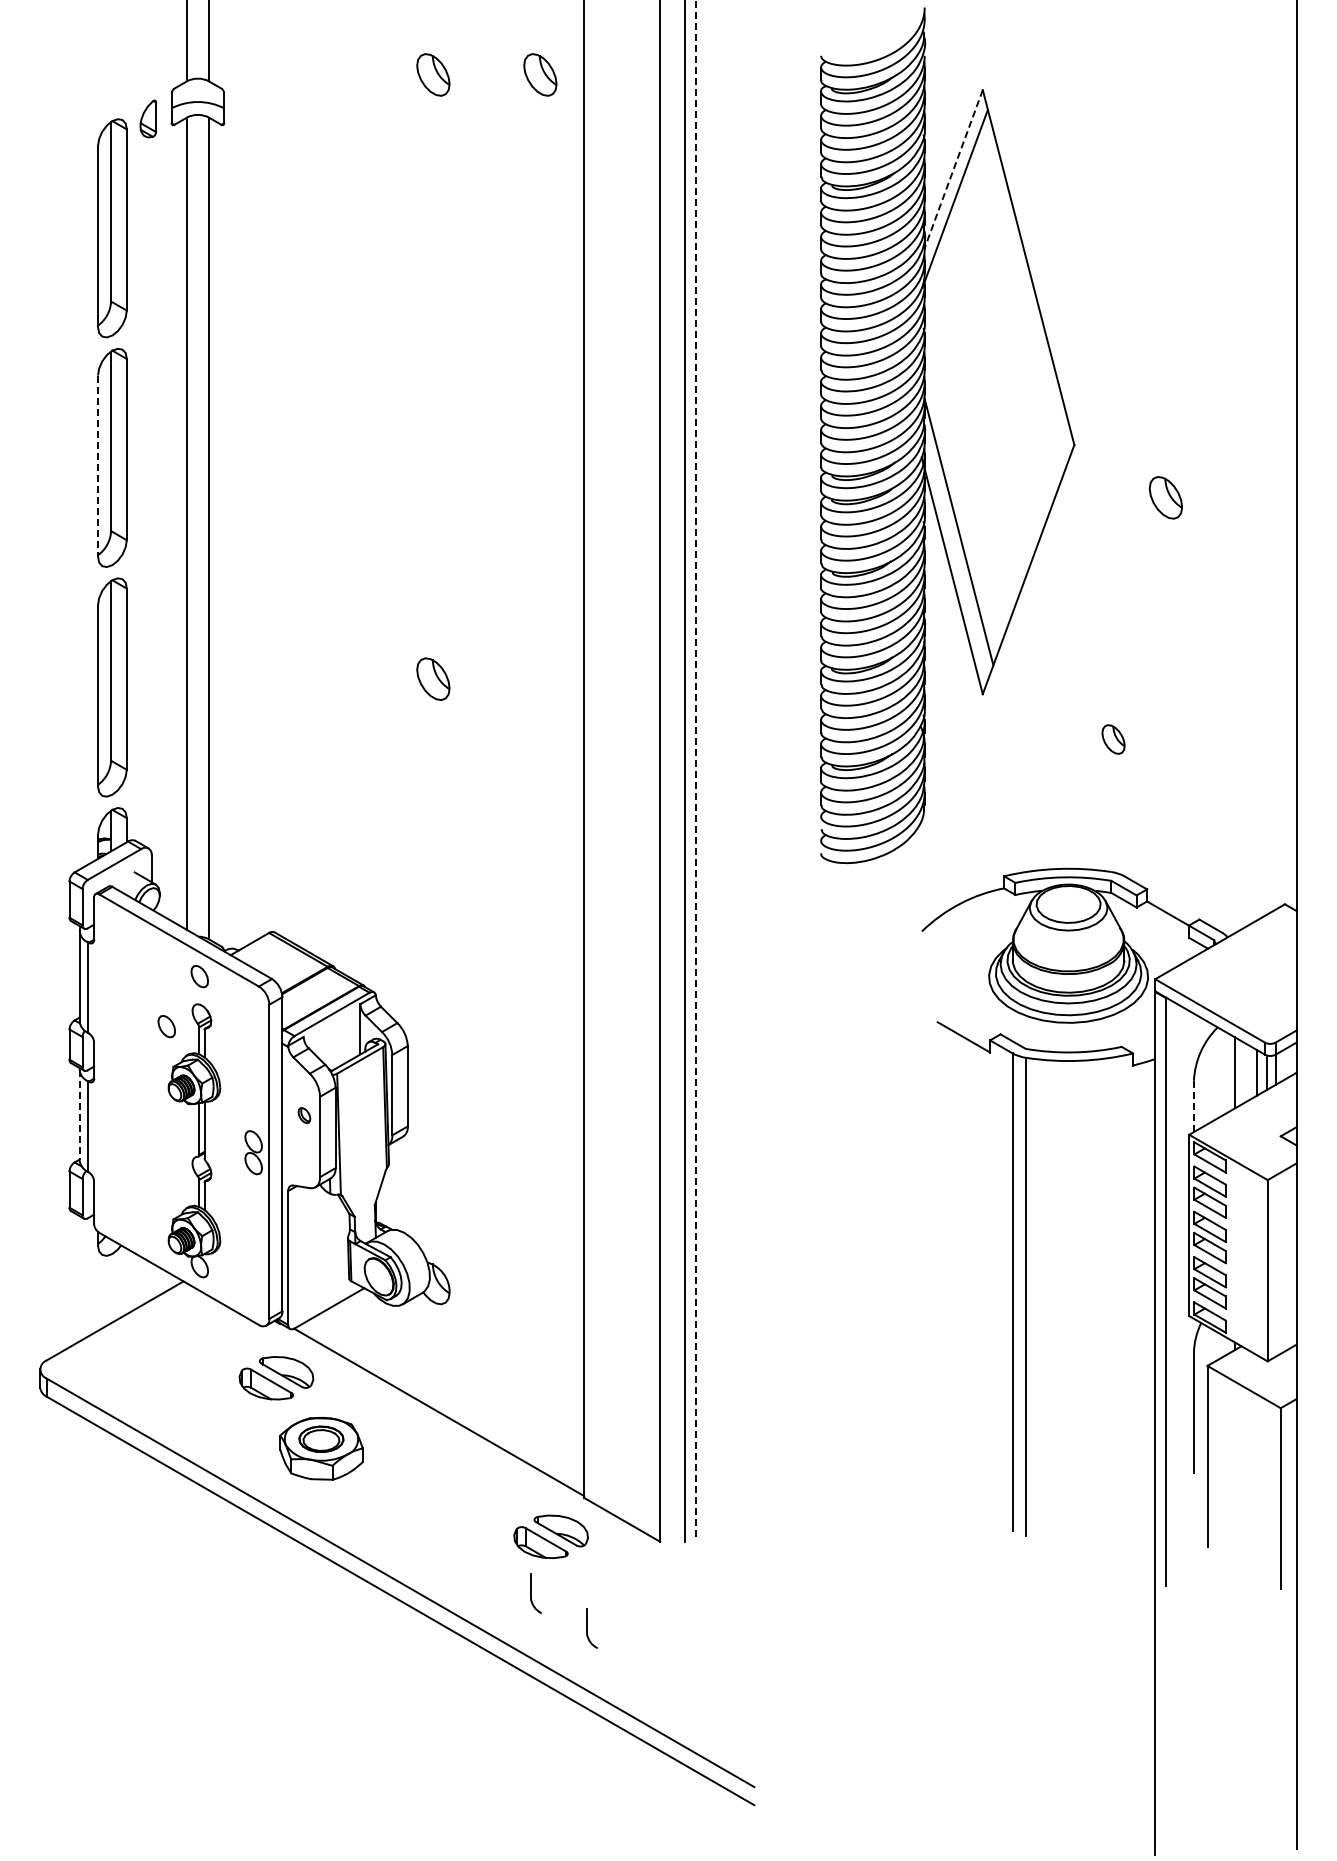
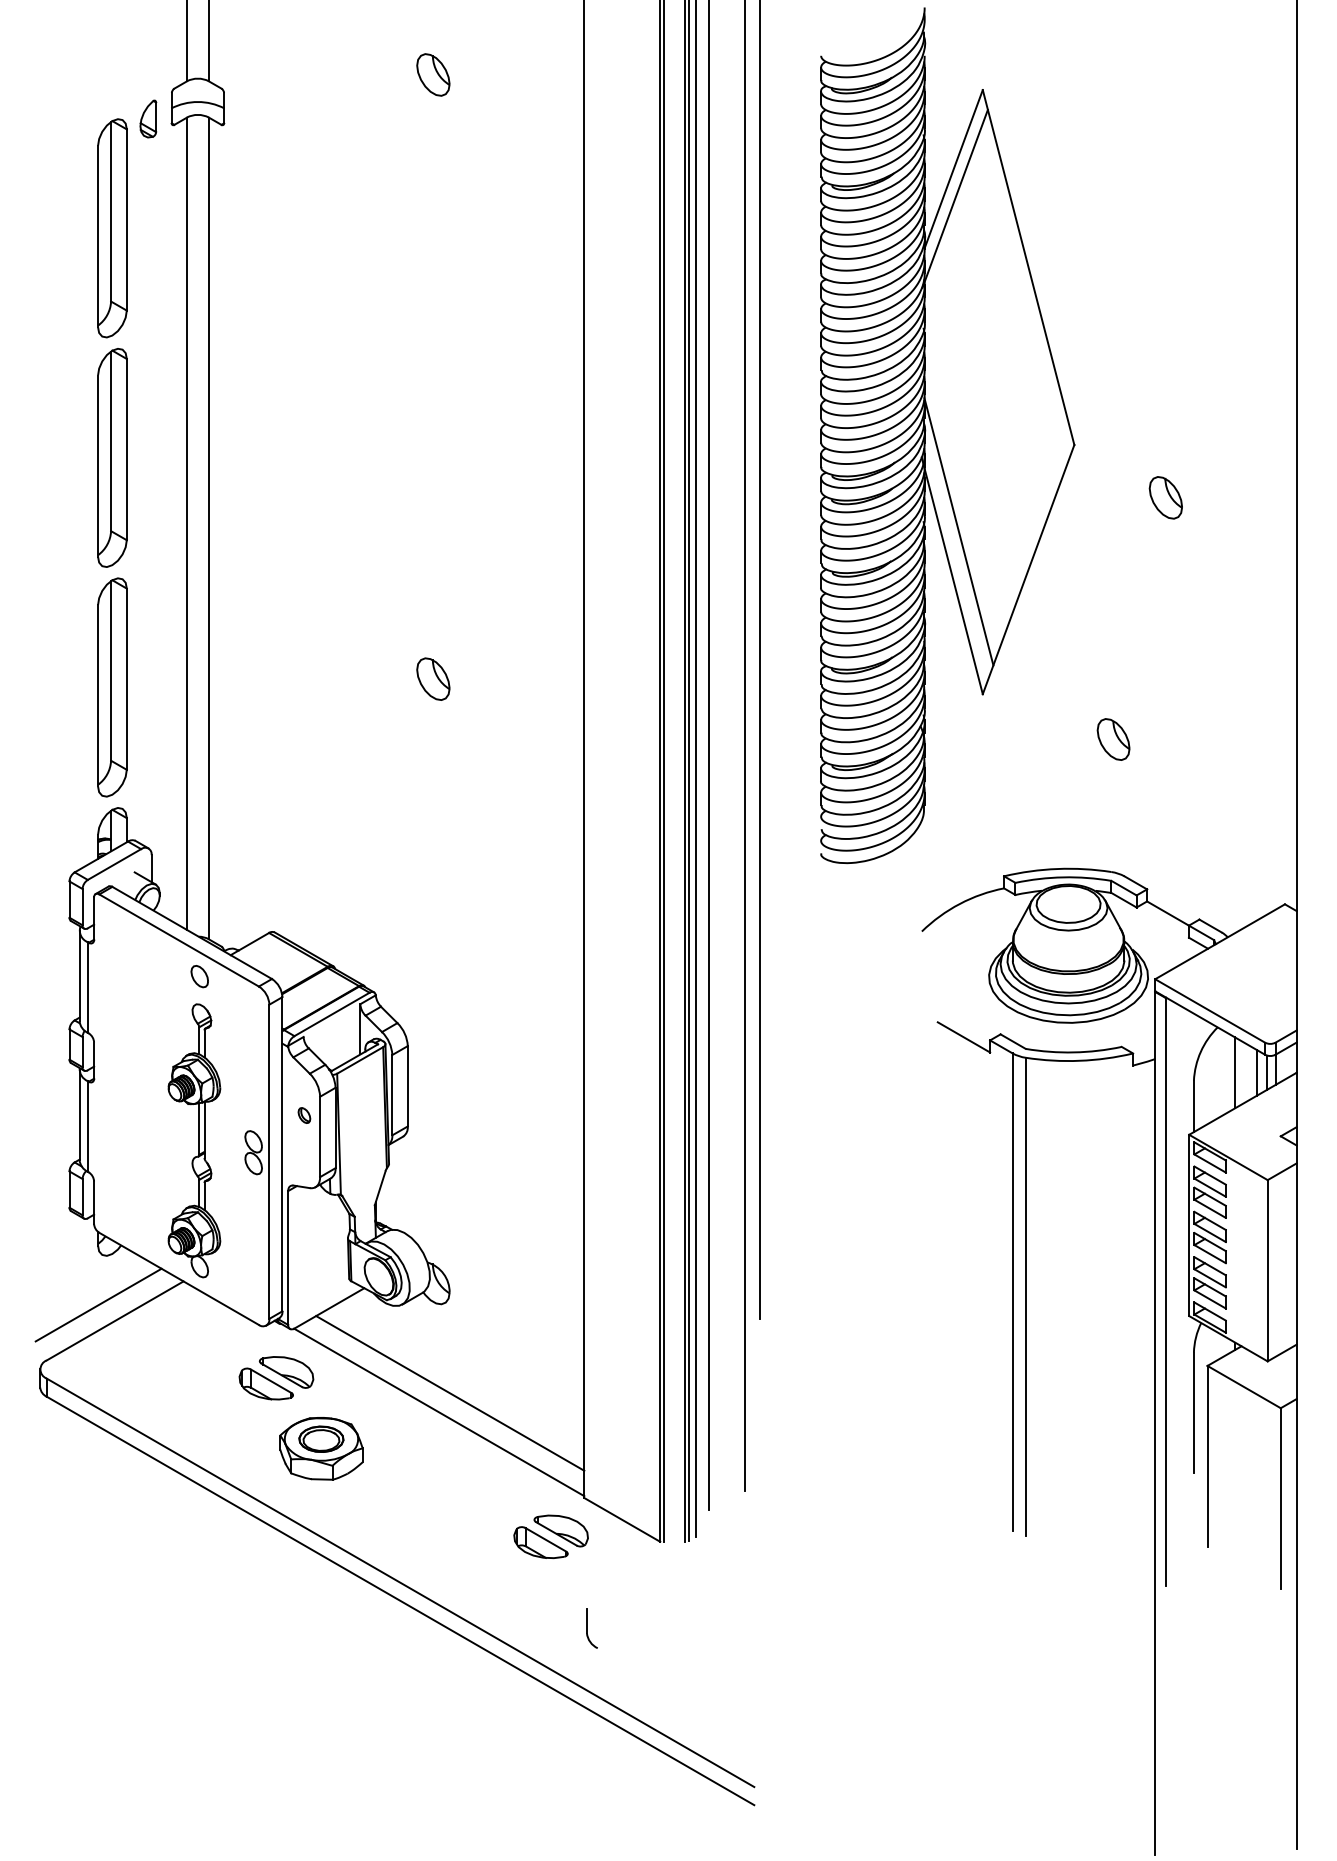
part: present -> none (540, 74)
line: dashed -> solid (953, 169)
line: dashed -> solid (98, 466)
line: none -> present (760, 660)
part size: 25x31 px -> 35x43 px (1113, 739)
line: none -> present (744, 746)
line: none -> present (708, 755)
line: dashed -> solid (695, 768)
line: none -> present (664, 771)
line: none -> present (688, 771)
part: present -> none (166, 1026)
line: dashed -> solid (1193, 1106)
line: dashed -> solid (79, 1115)
line: none -> present (98, 1304)
line: none -> present (450, 1393)
part: present -> none (535, 1593)
